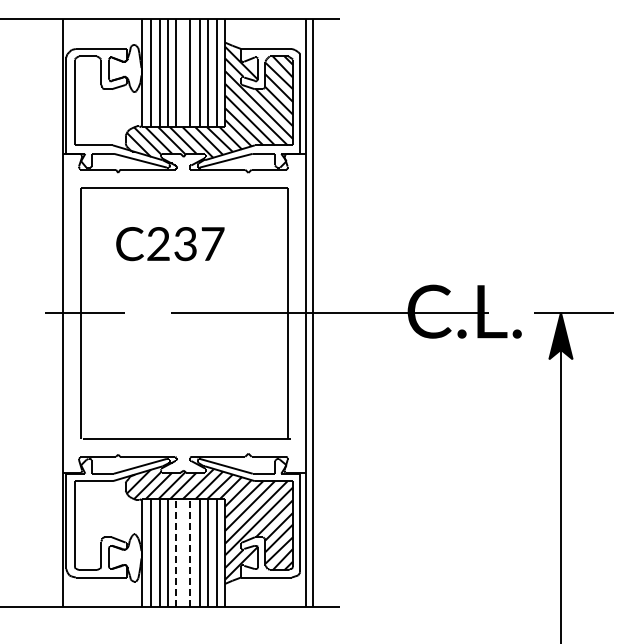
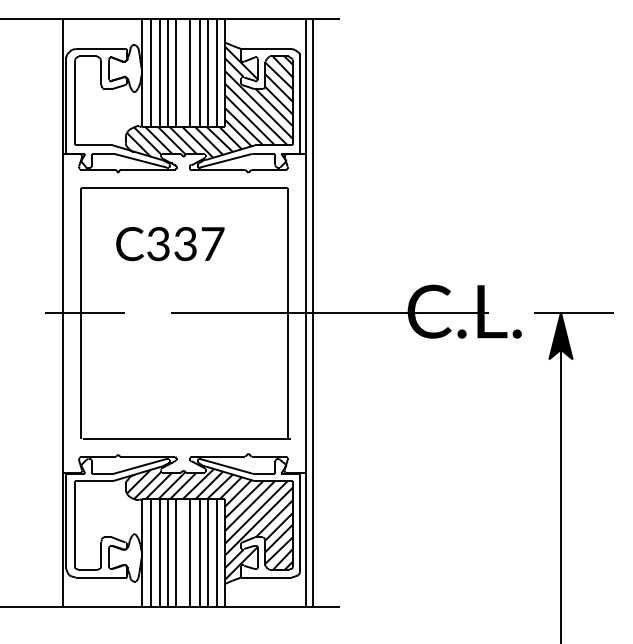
text: C237 -> C337 (158, 245)
line: dashed -> solid (176, 552)
line: dashed -> solid (190, 552)
